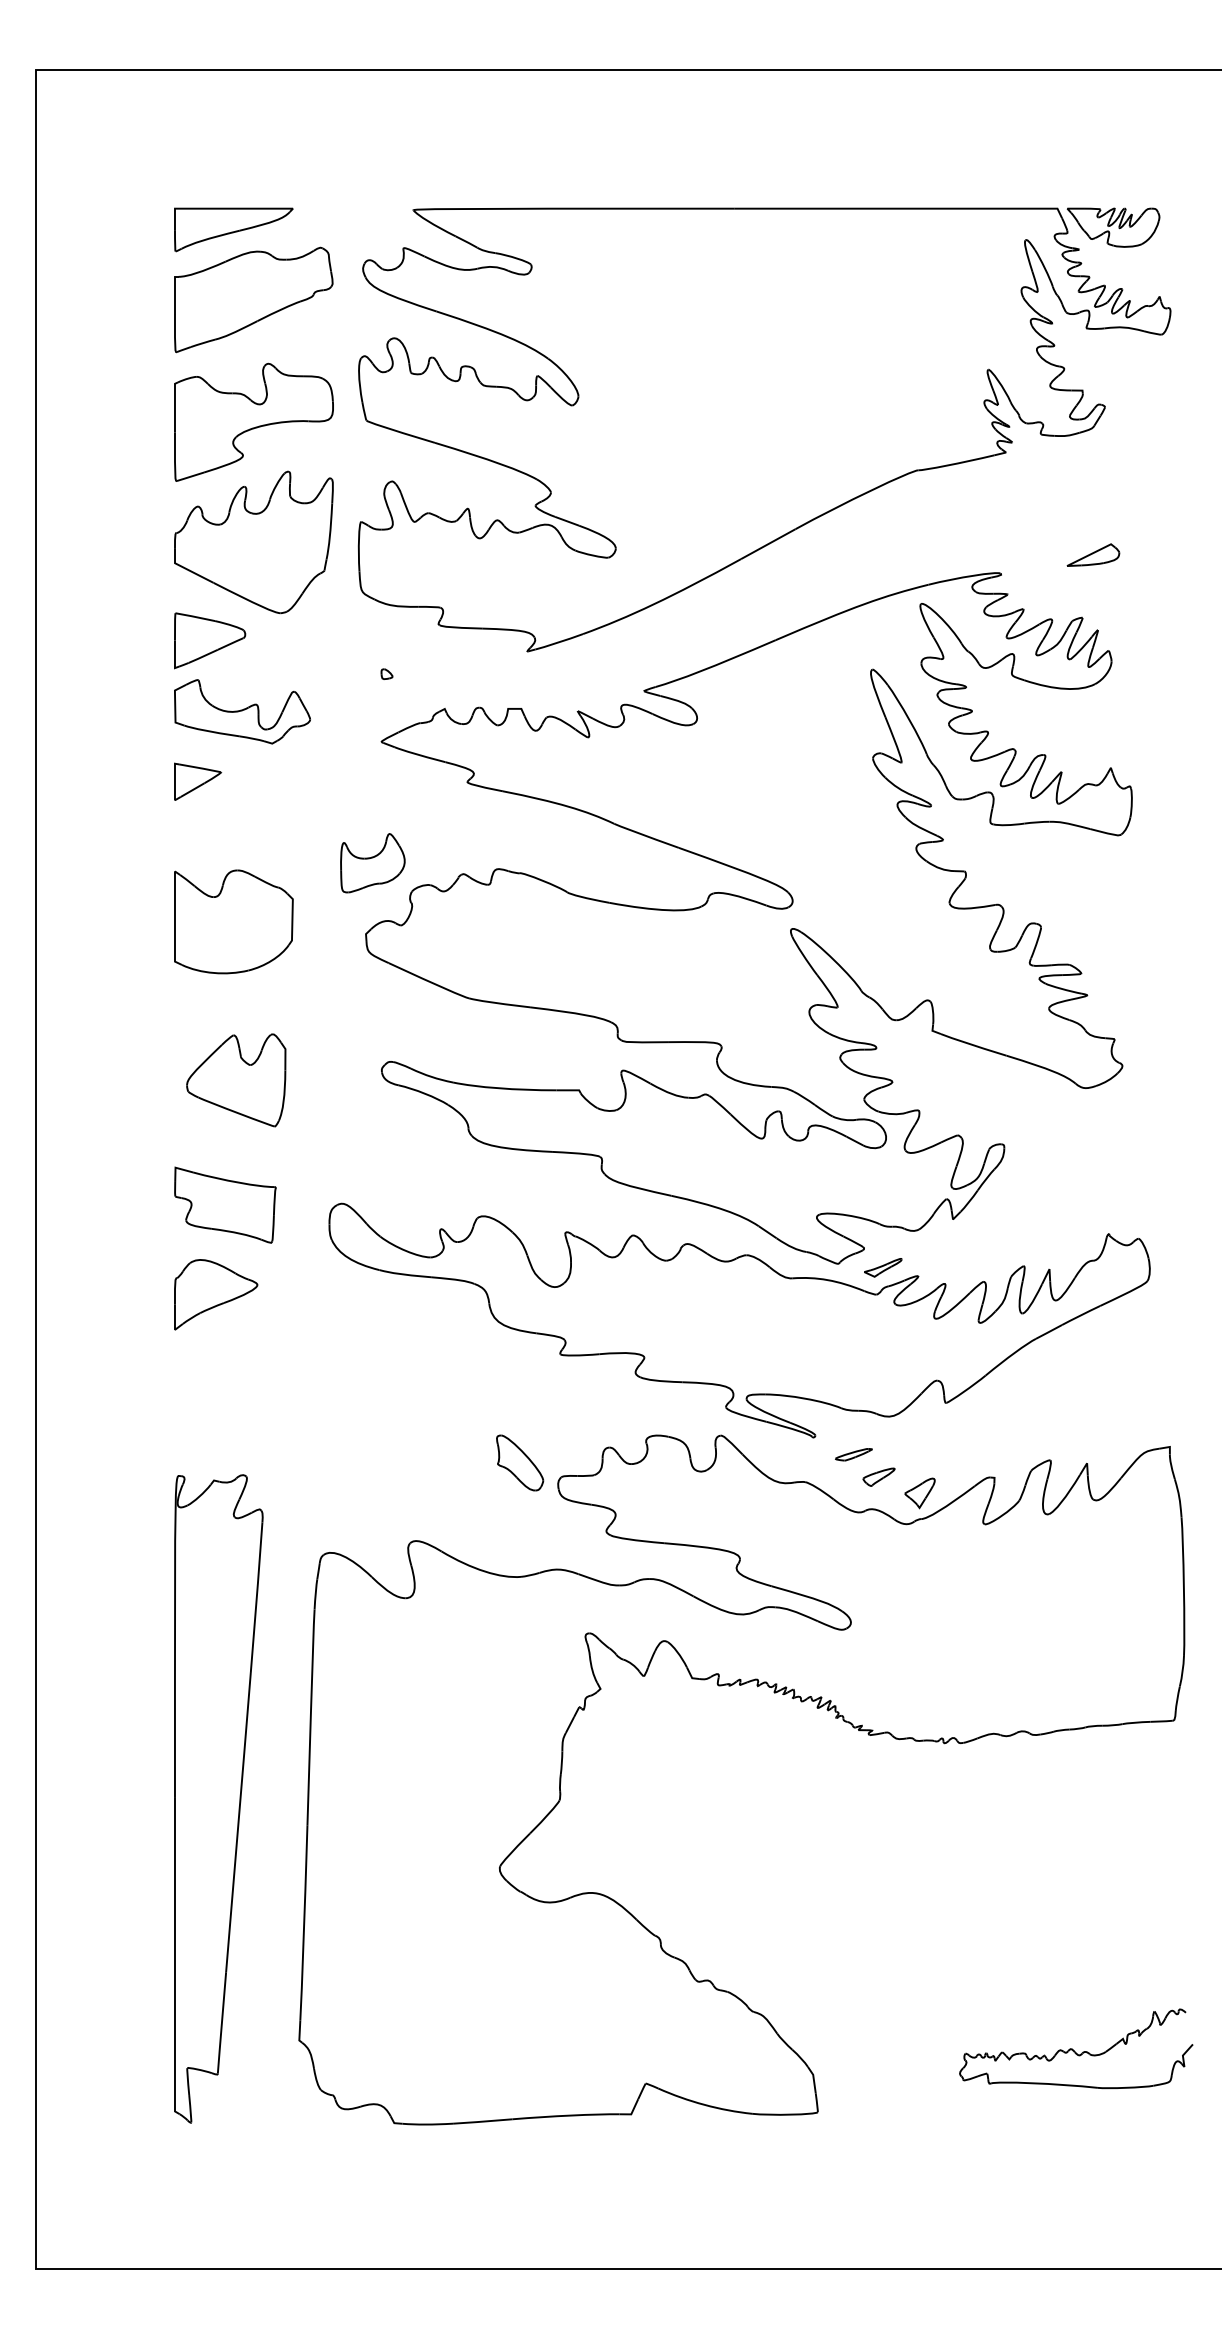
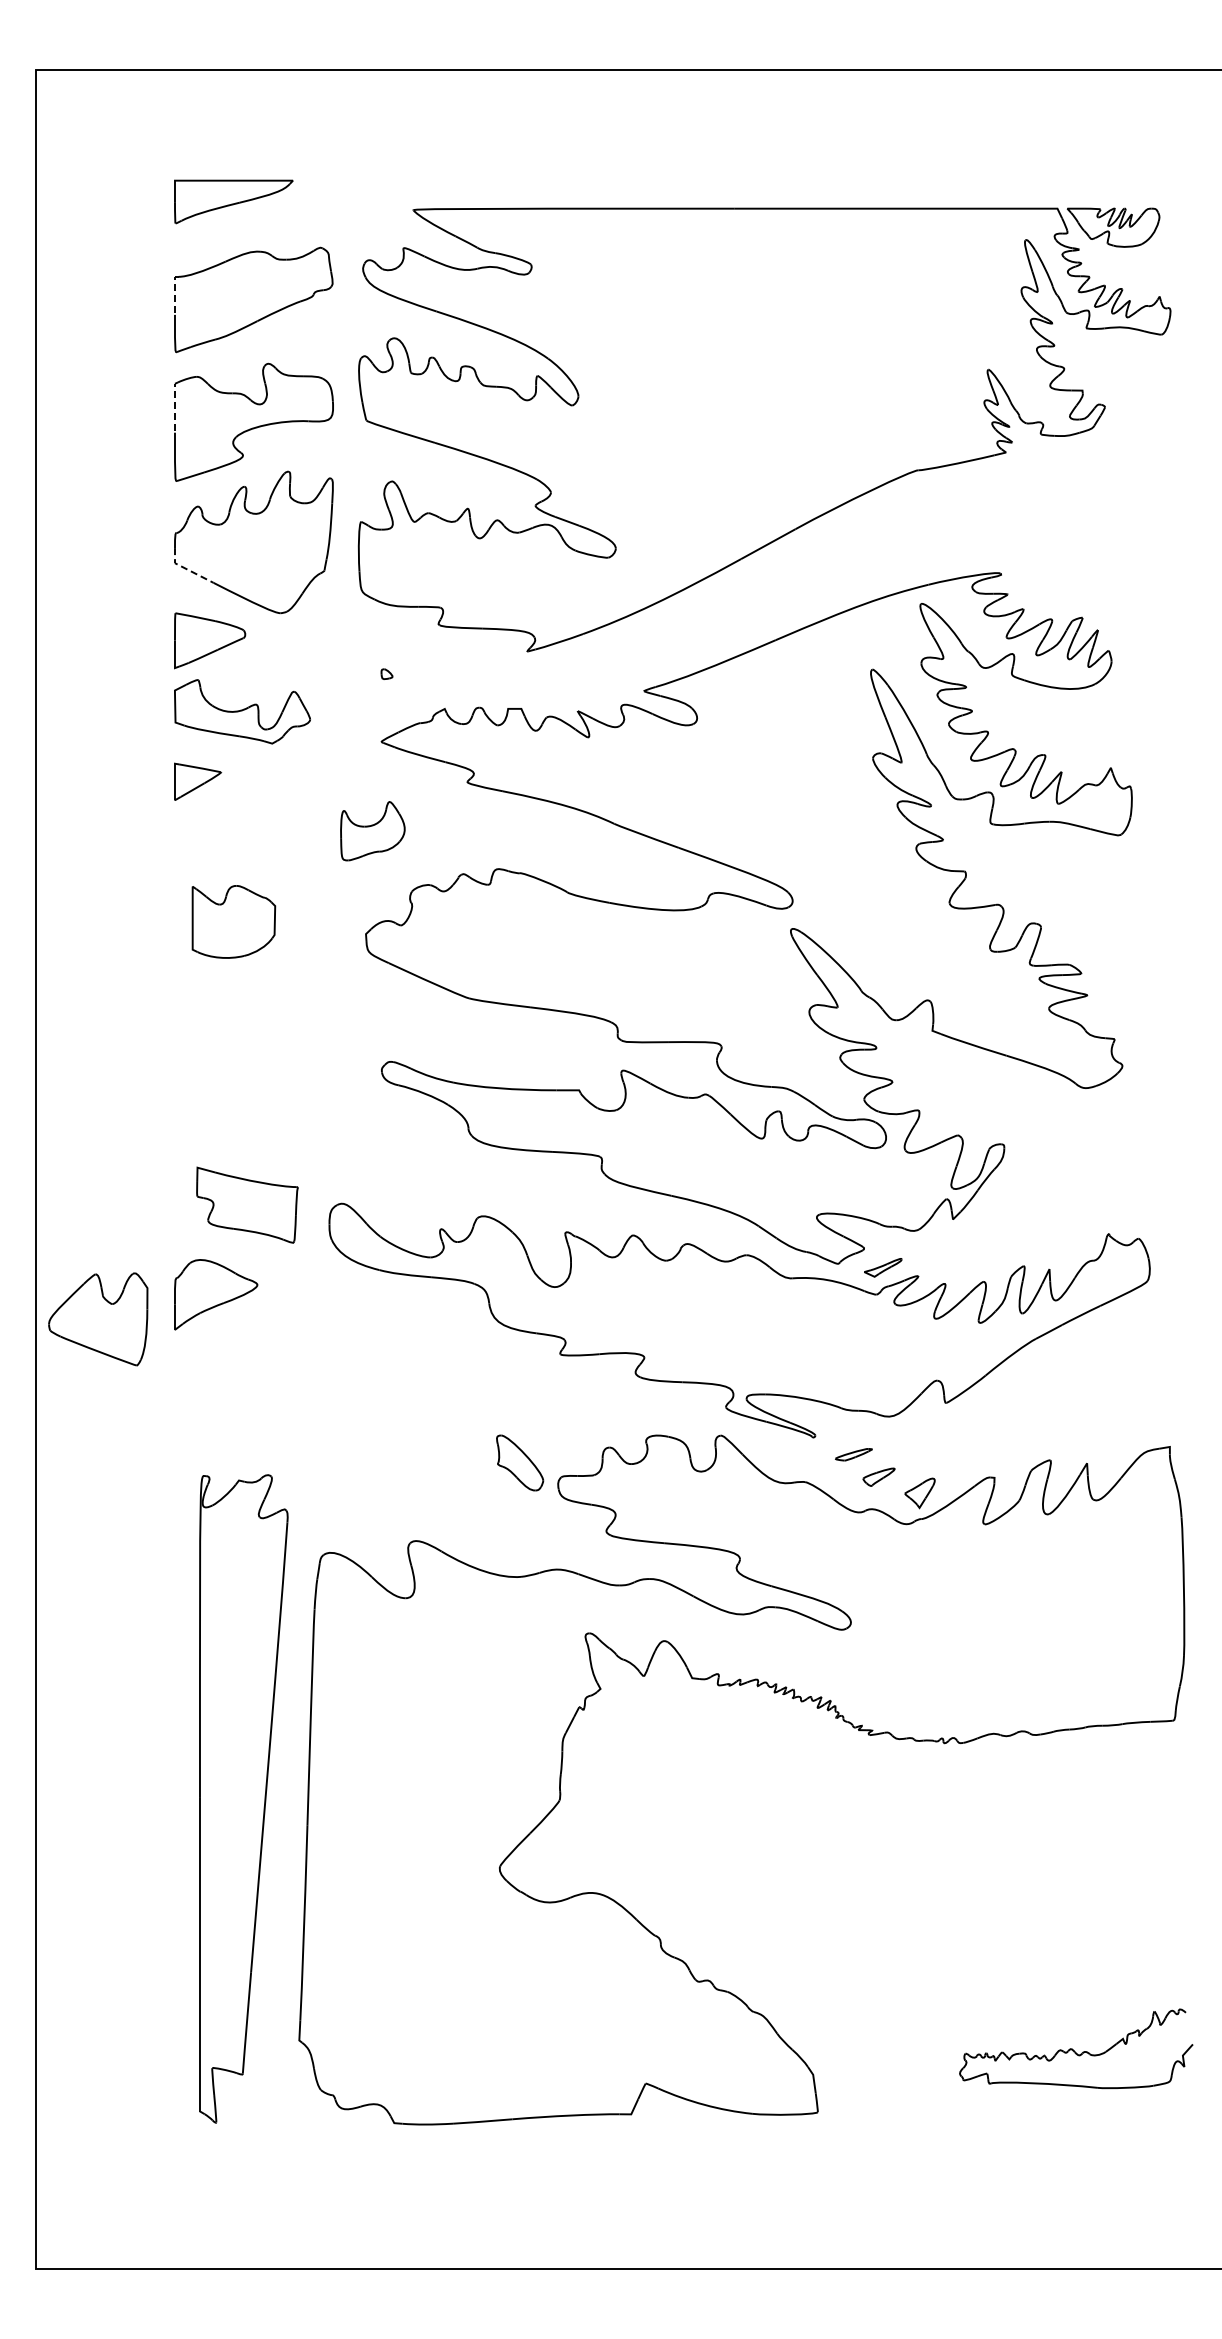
part position: (233, 229) -> (233, 201) (233, 201)
line: solid -> dashed (174, 293)
line: solid -> dashed (174, 405)
part: present -> none (1093, 554)
line: solid -> dashed (187, 569)
part position: (372, 863) -> (372, 831) (372, 831)
part size: 120x106 px -> 86x74 px (233, 921)
part position: (236, 1080) -> (98, 1319) (98, 1319)
part position: (225, 1204) -> (247, 1204) (247, 1204)
part position: (218, 1798) -> (243, 1798) (243, 1798)
